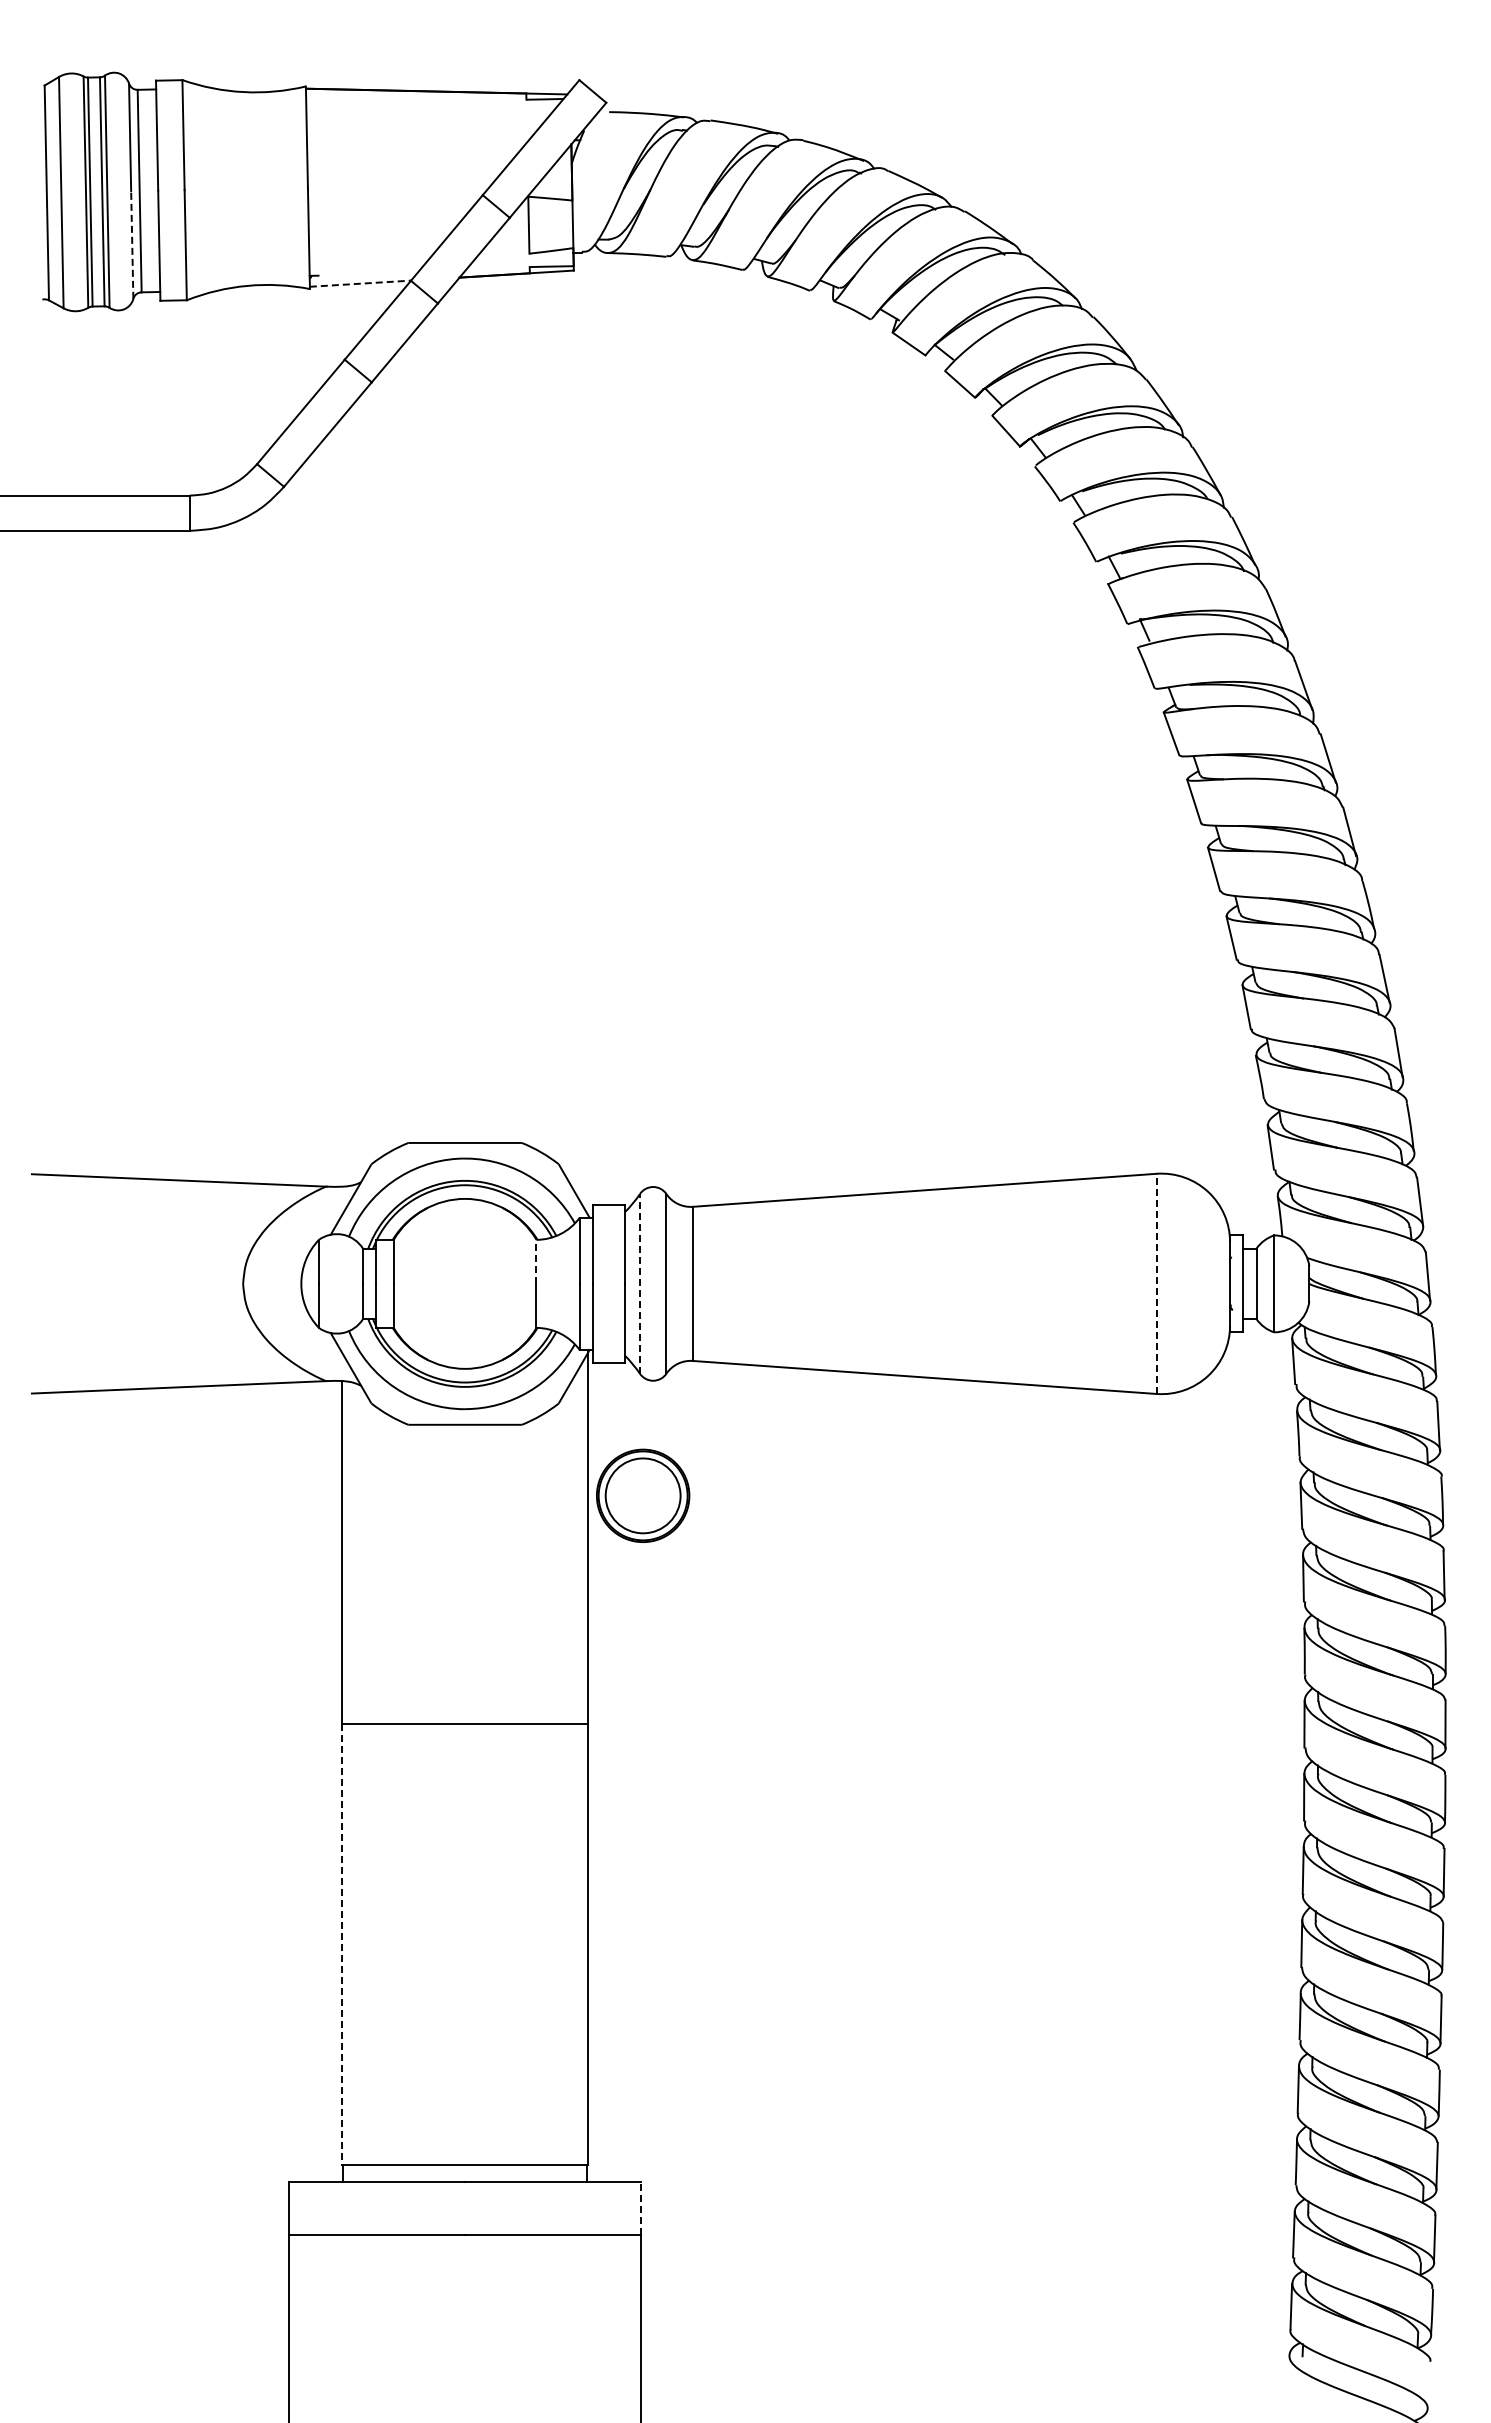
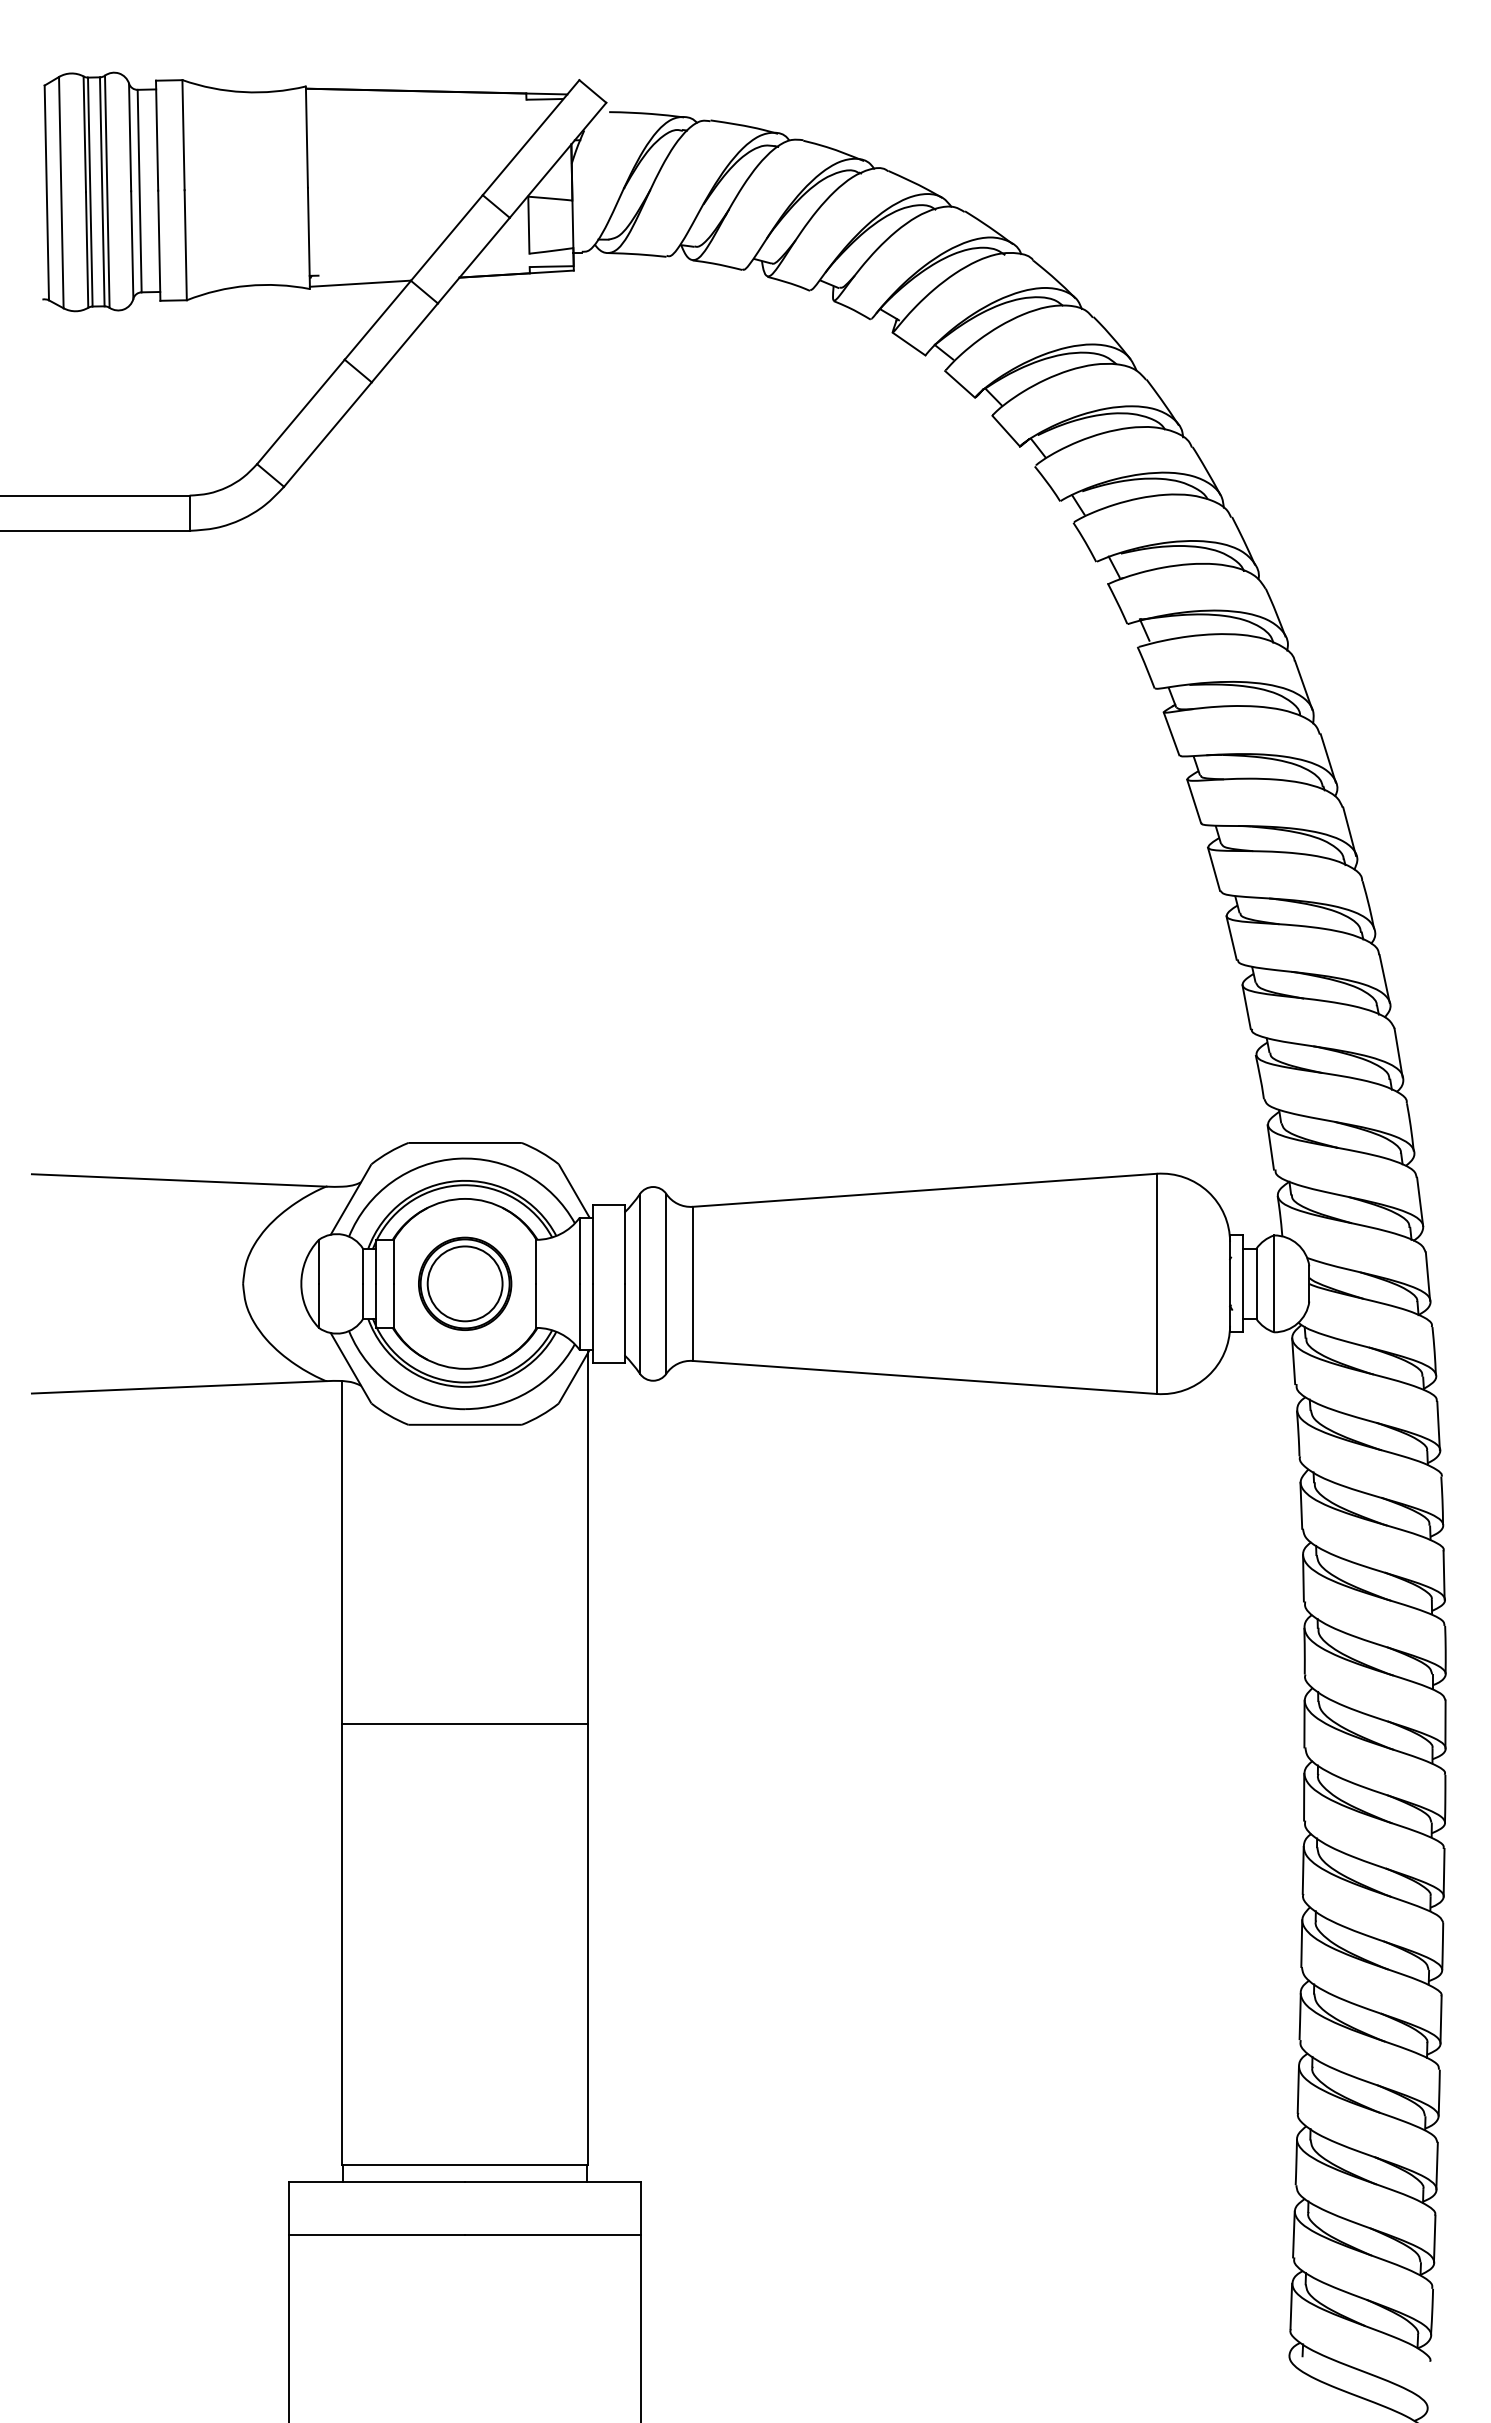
line: dashed -> solid (132, 245)
line: dashed -> solid (360, 283)
line: dashed -> solid (536, 1261)
line: dashed -> solid (639, 1283)
line: dashed -> solid (1156, 1283)
part position: (643, 1495) -> (465, 1283) (465, 1283)
line: dashed -> solid (341, 1944)
line: dashed -> solid (641, 2208)
